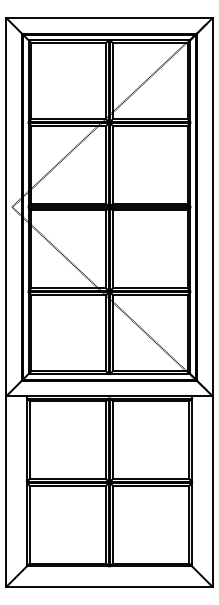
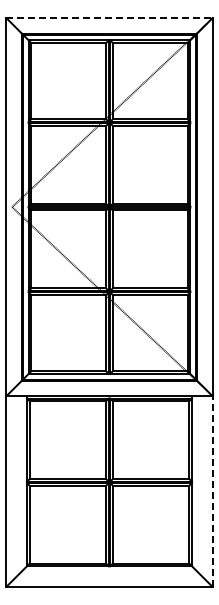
line: solid -> dashed (109, 18)
line: solid -> dashed (212, 491)
